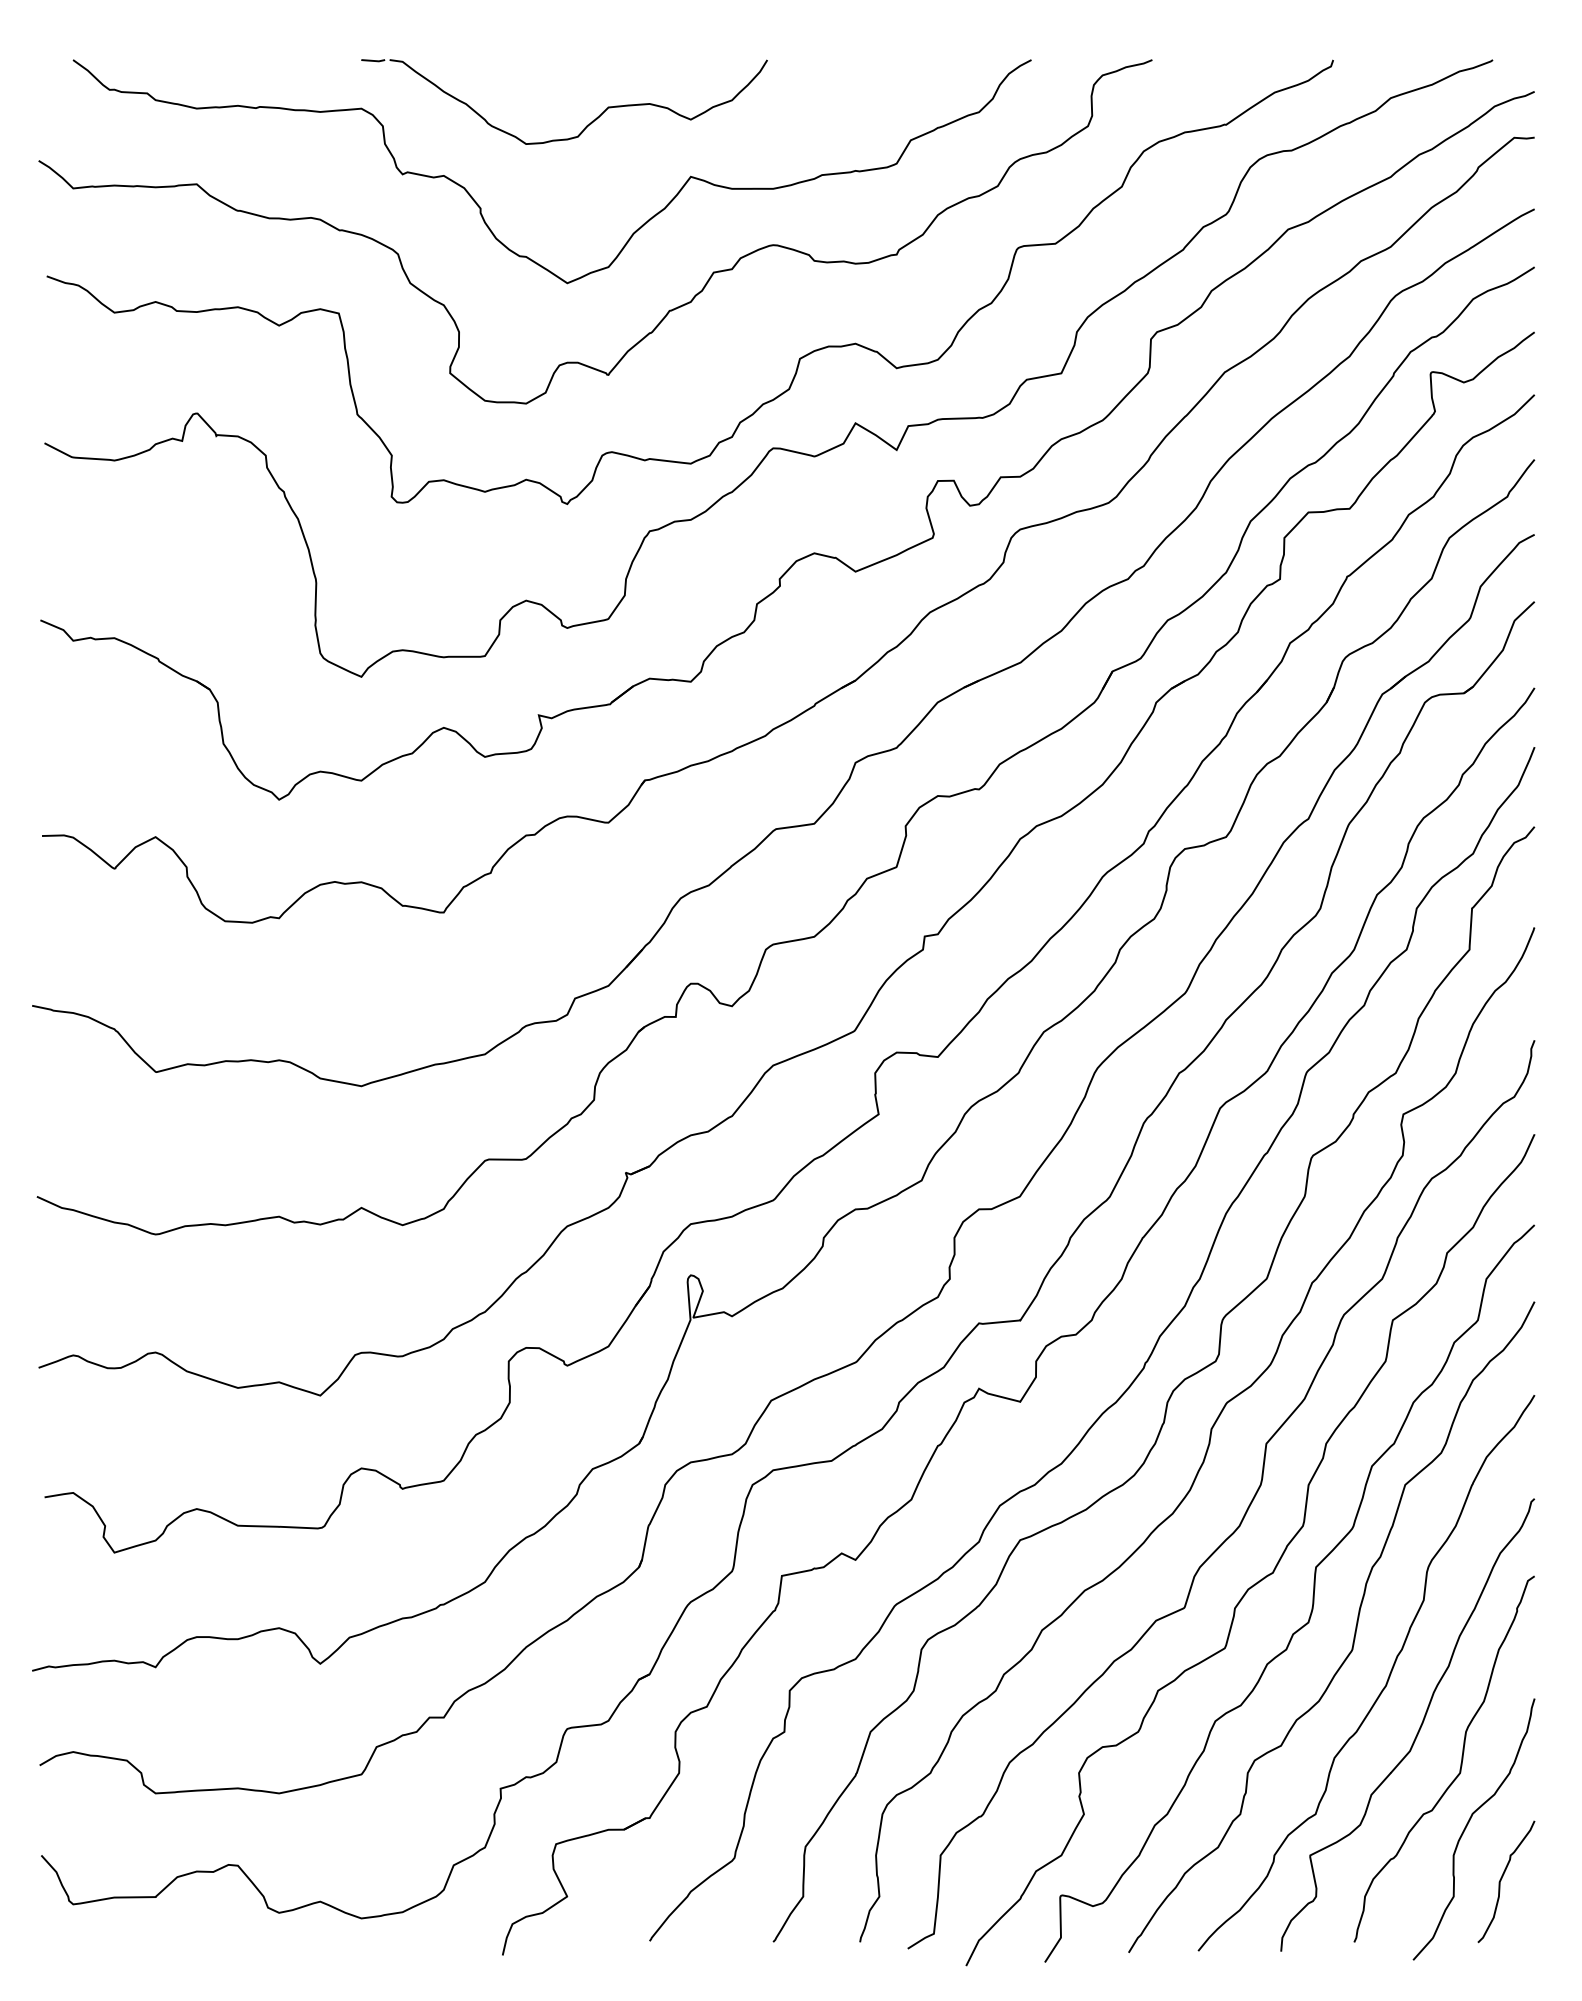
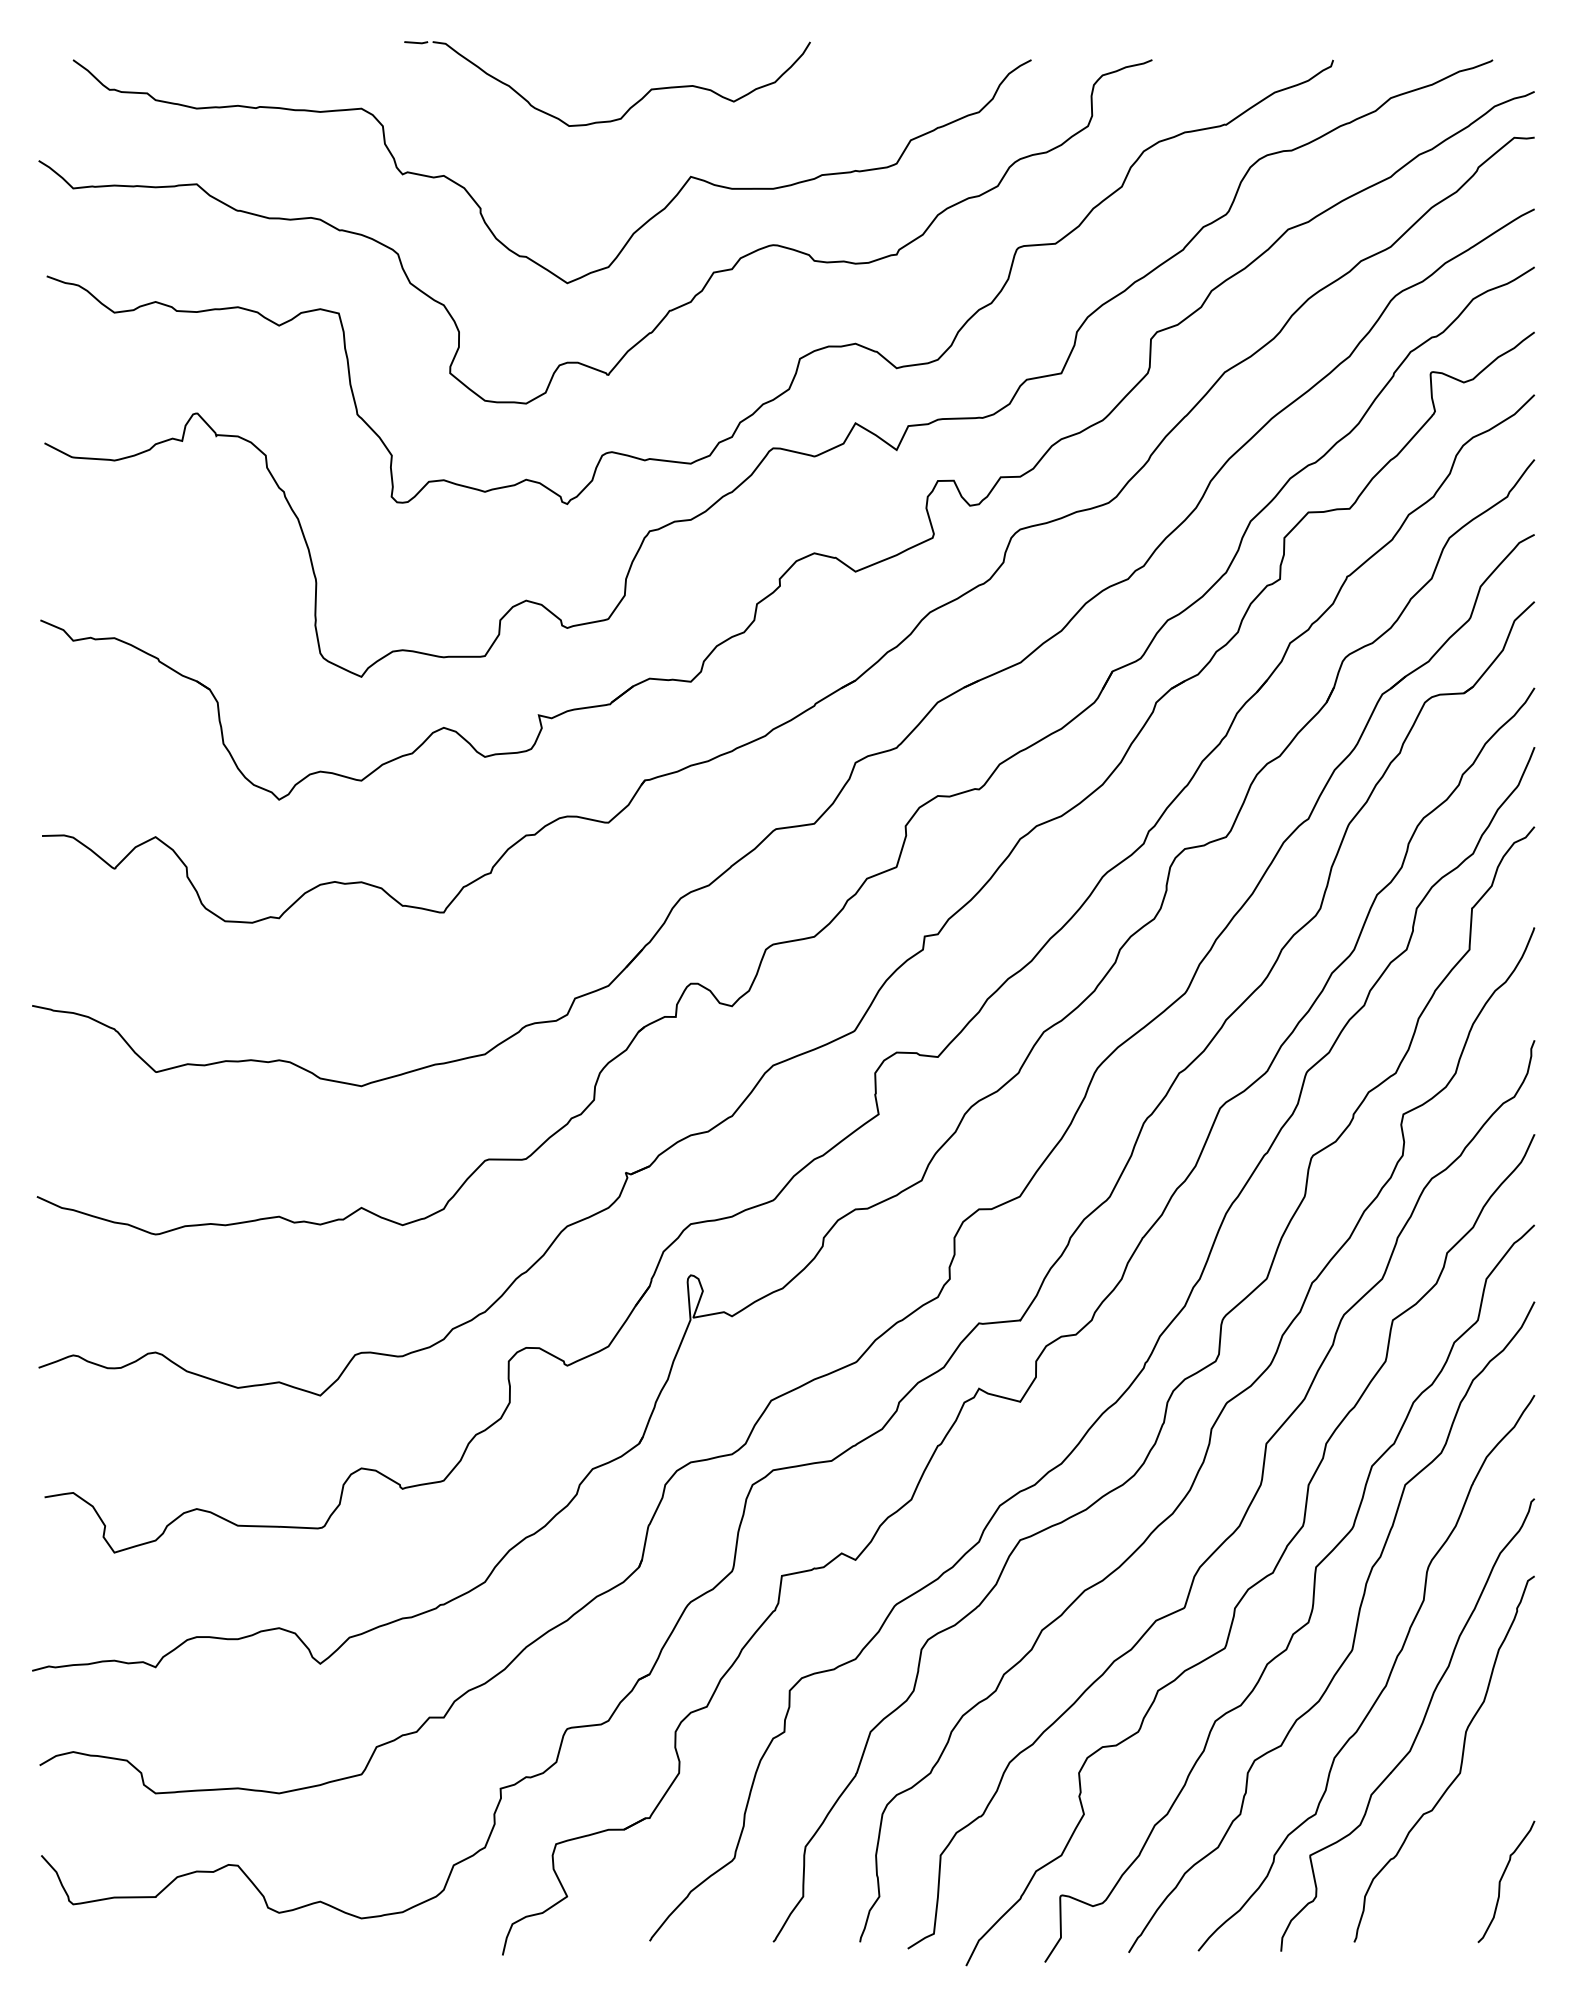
part position: (587, 124) -> (630, 106) (630, 106)
curve: present -> none (1467, 1826)
